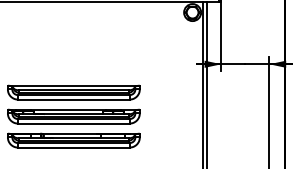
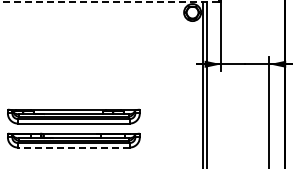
line: solid -> dashed (109, 1)
part: present -> none (73, 92)
line: solid -> dashed (73, 147)
